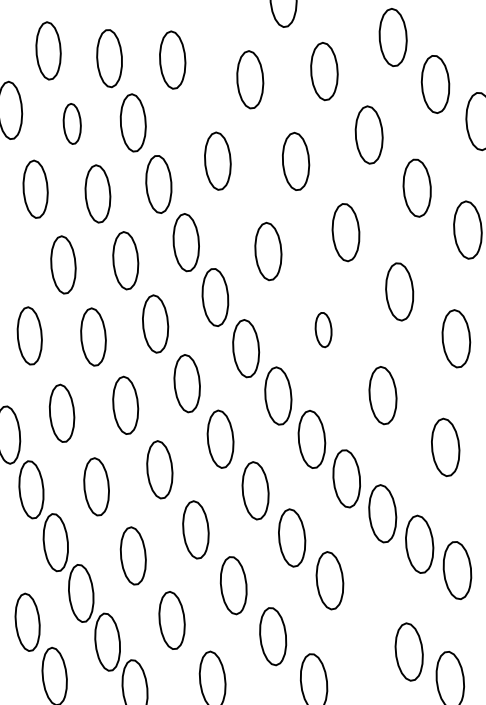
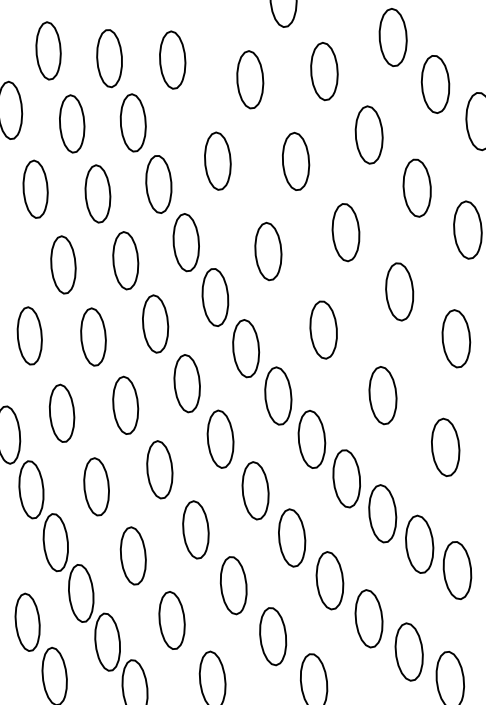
part size: 20x42 px -> 27x60 px (72, 123)
part size: 19x37 px -> 29x60 px (323, 329)
part: none -> present (368, 618)
